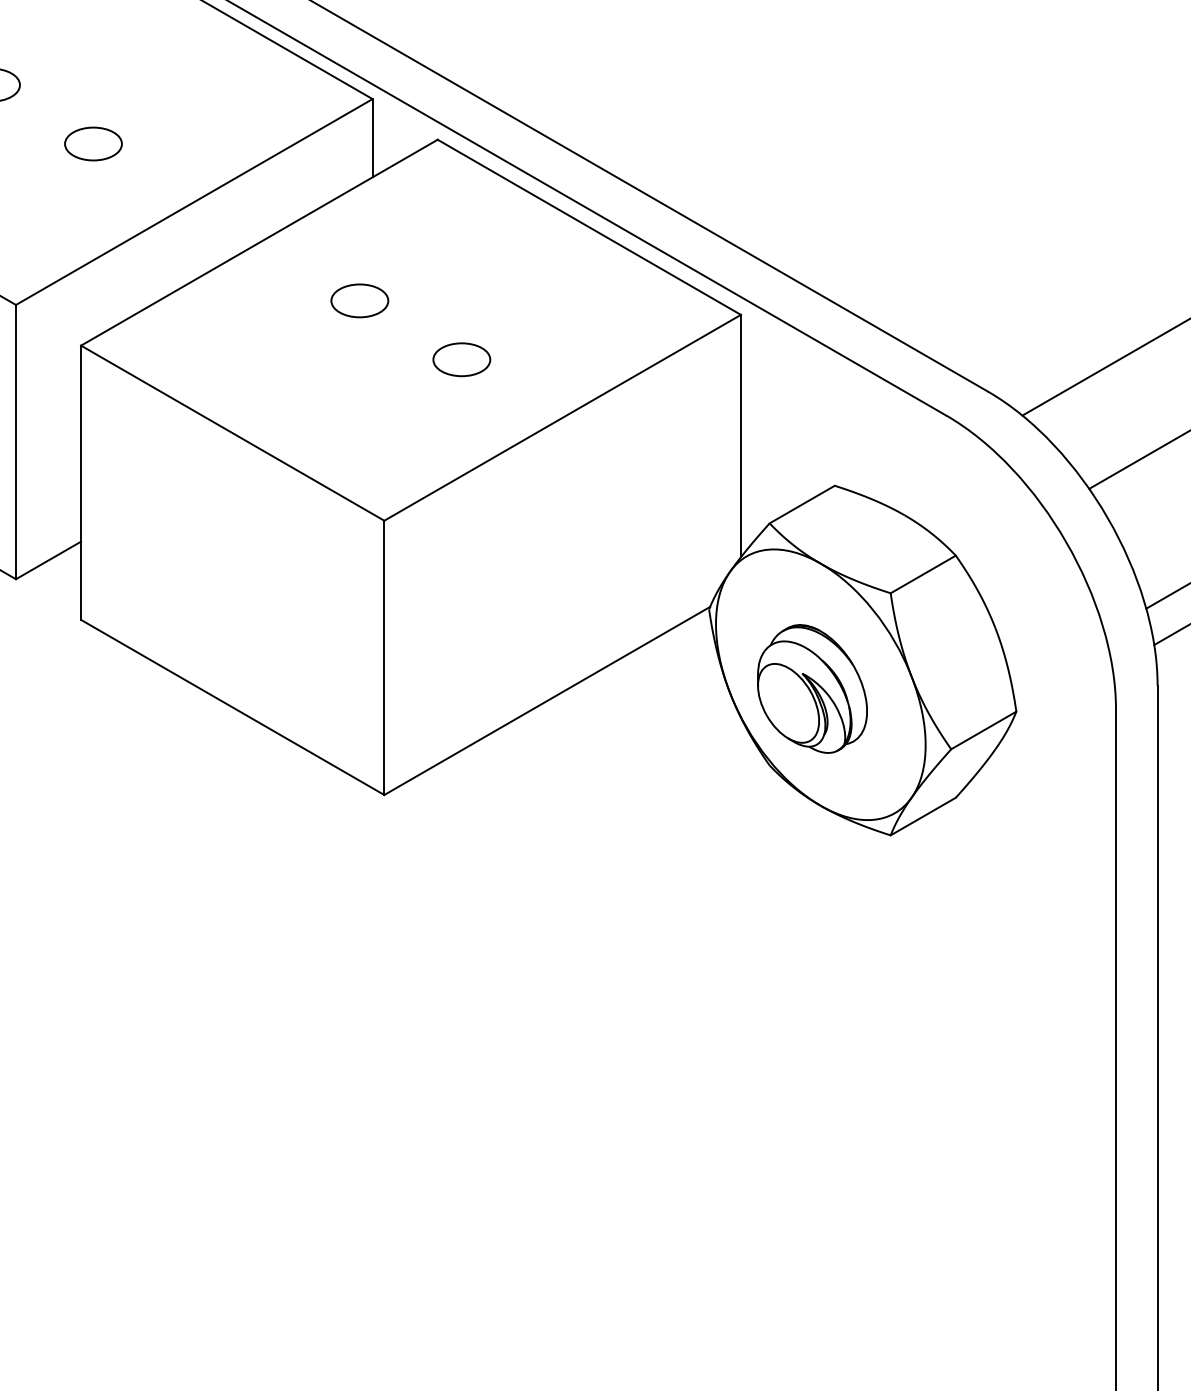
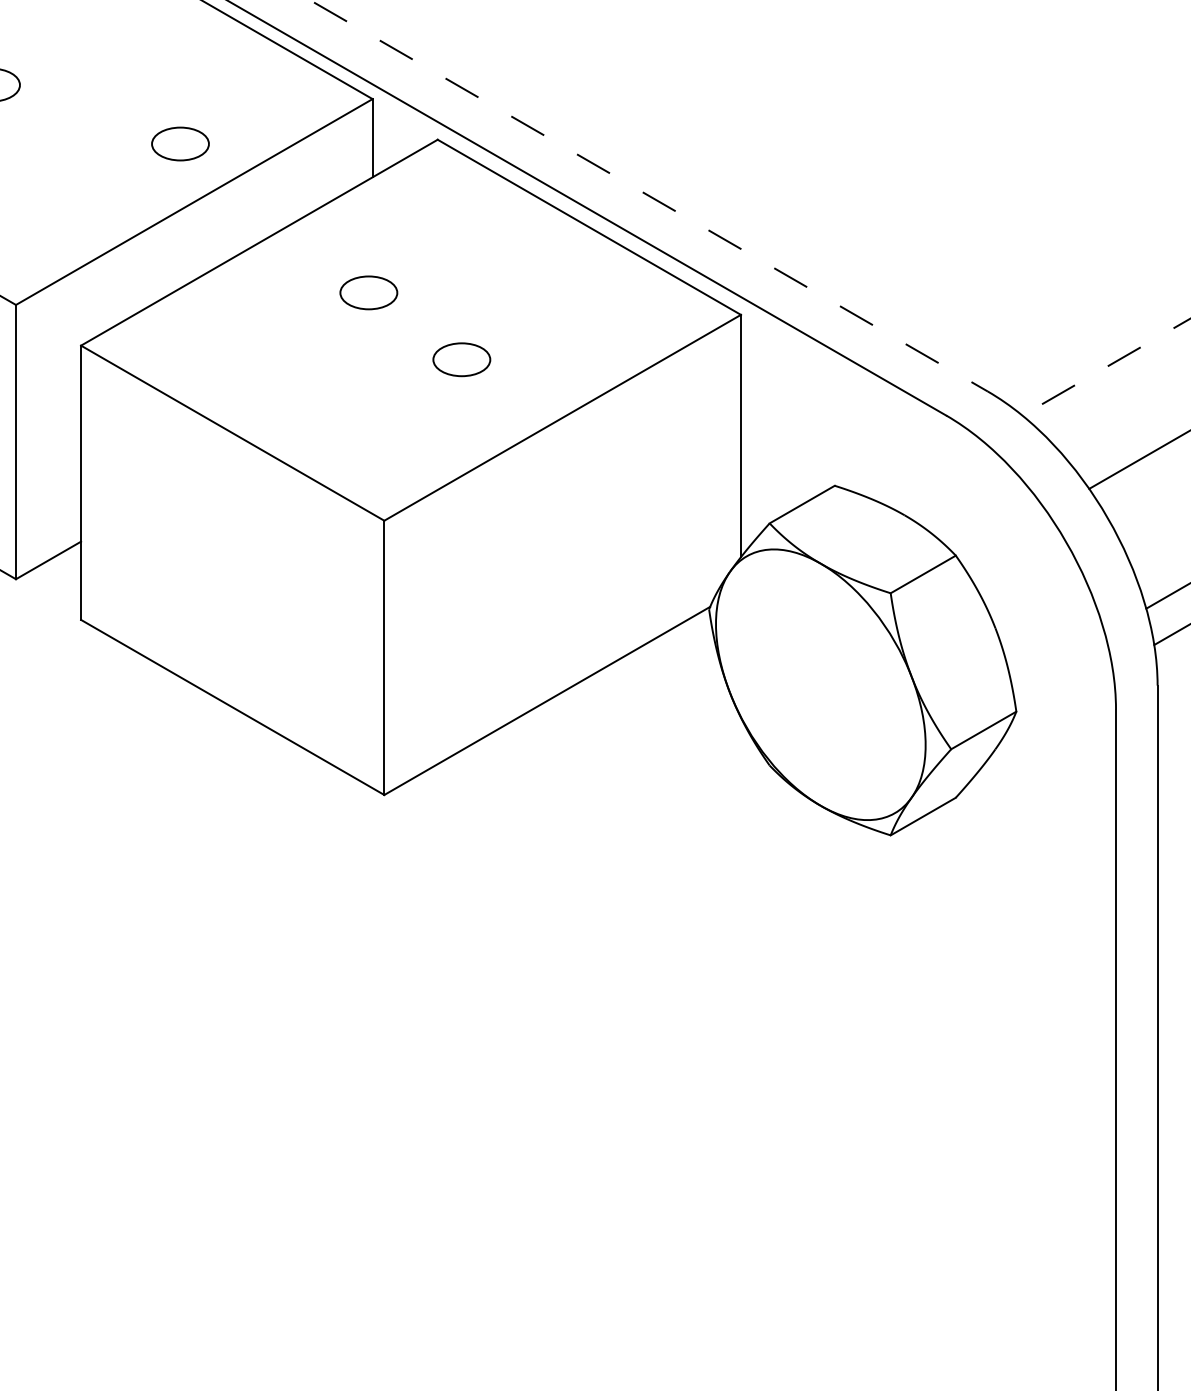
part position: (93, 143) -> (180, 143) (180, 143)
line: solid -> dashed (649, 196)
part position: (359, 300) -> (368, 292) (368, 292)
line: solid -> dashed (1106, 367)
part: present -> none (812, 688)
